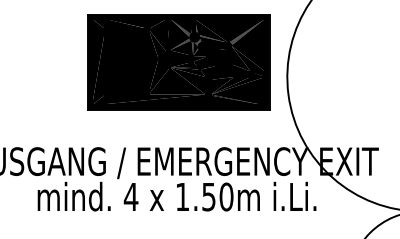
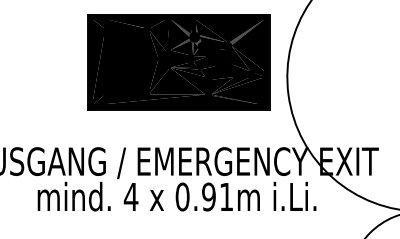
text: 1.50m -> 0.91m (204, 196)
